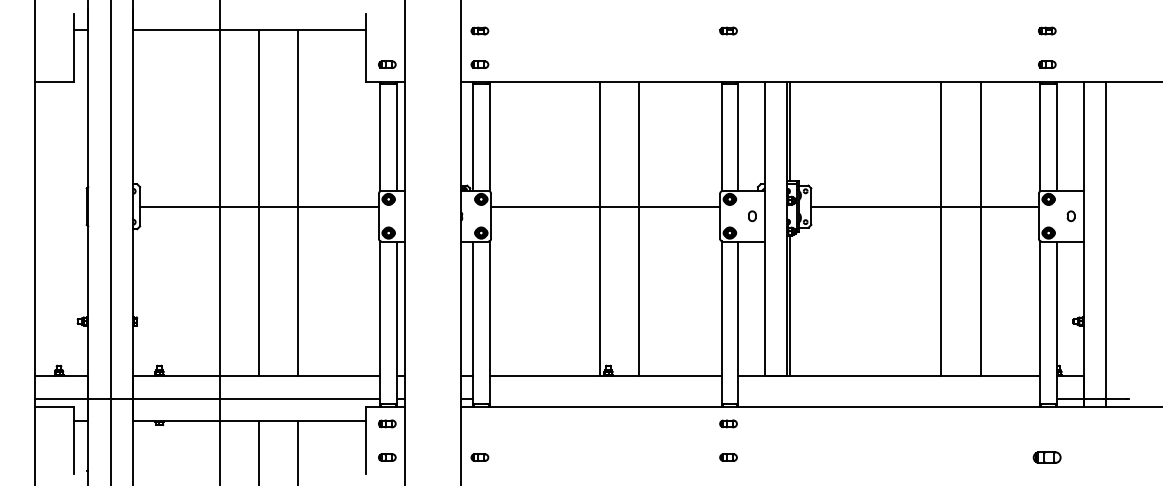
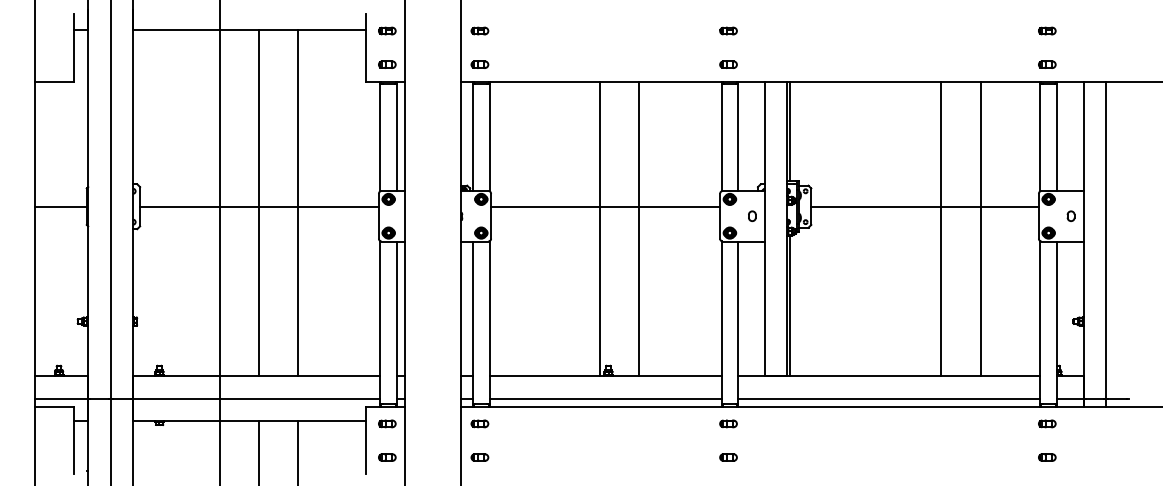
part: none -> present (387, 30)
part: none -> present (728, 64)
line: none -> present (60, 206)
line: none -> present (605, 398)
line: none -> present (889, 398)
part: none -> present (479, 423)
part: none -> present (1047, 423)
part size: 30x13 px -> 19x9 px (1047, 457)
